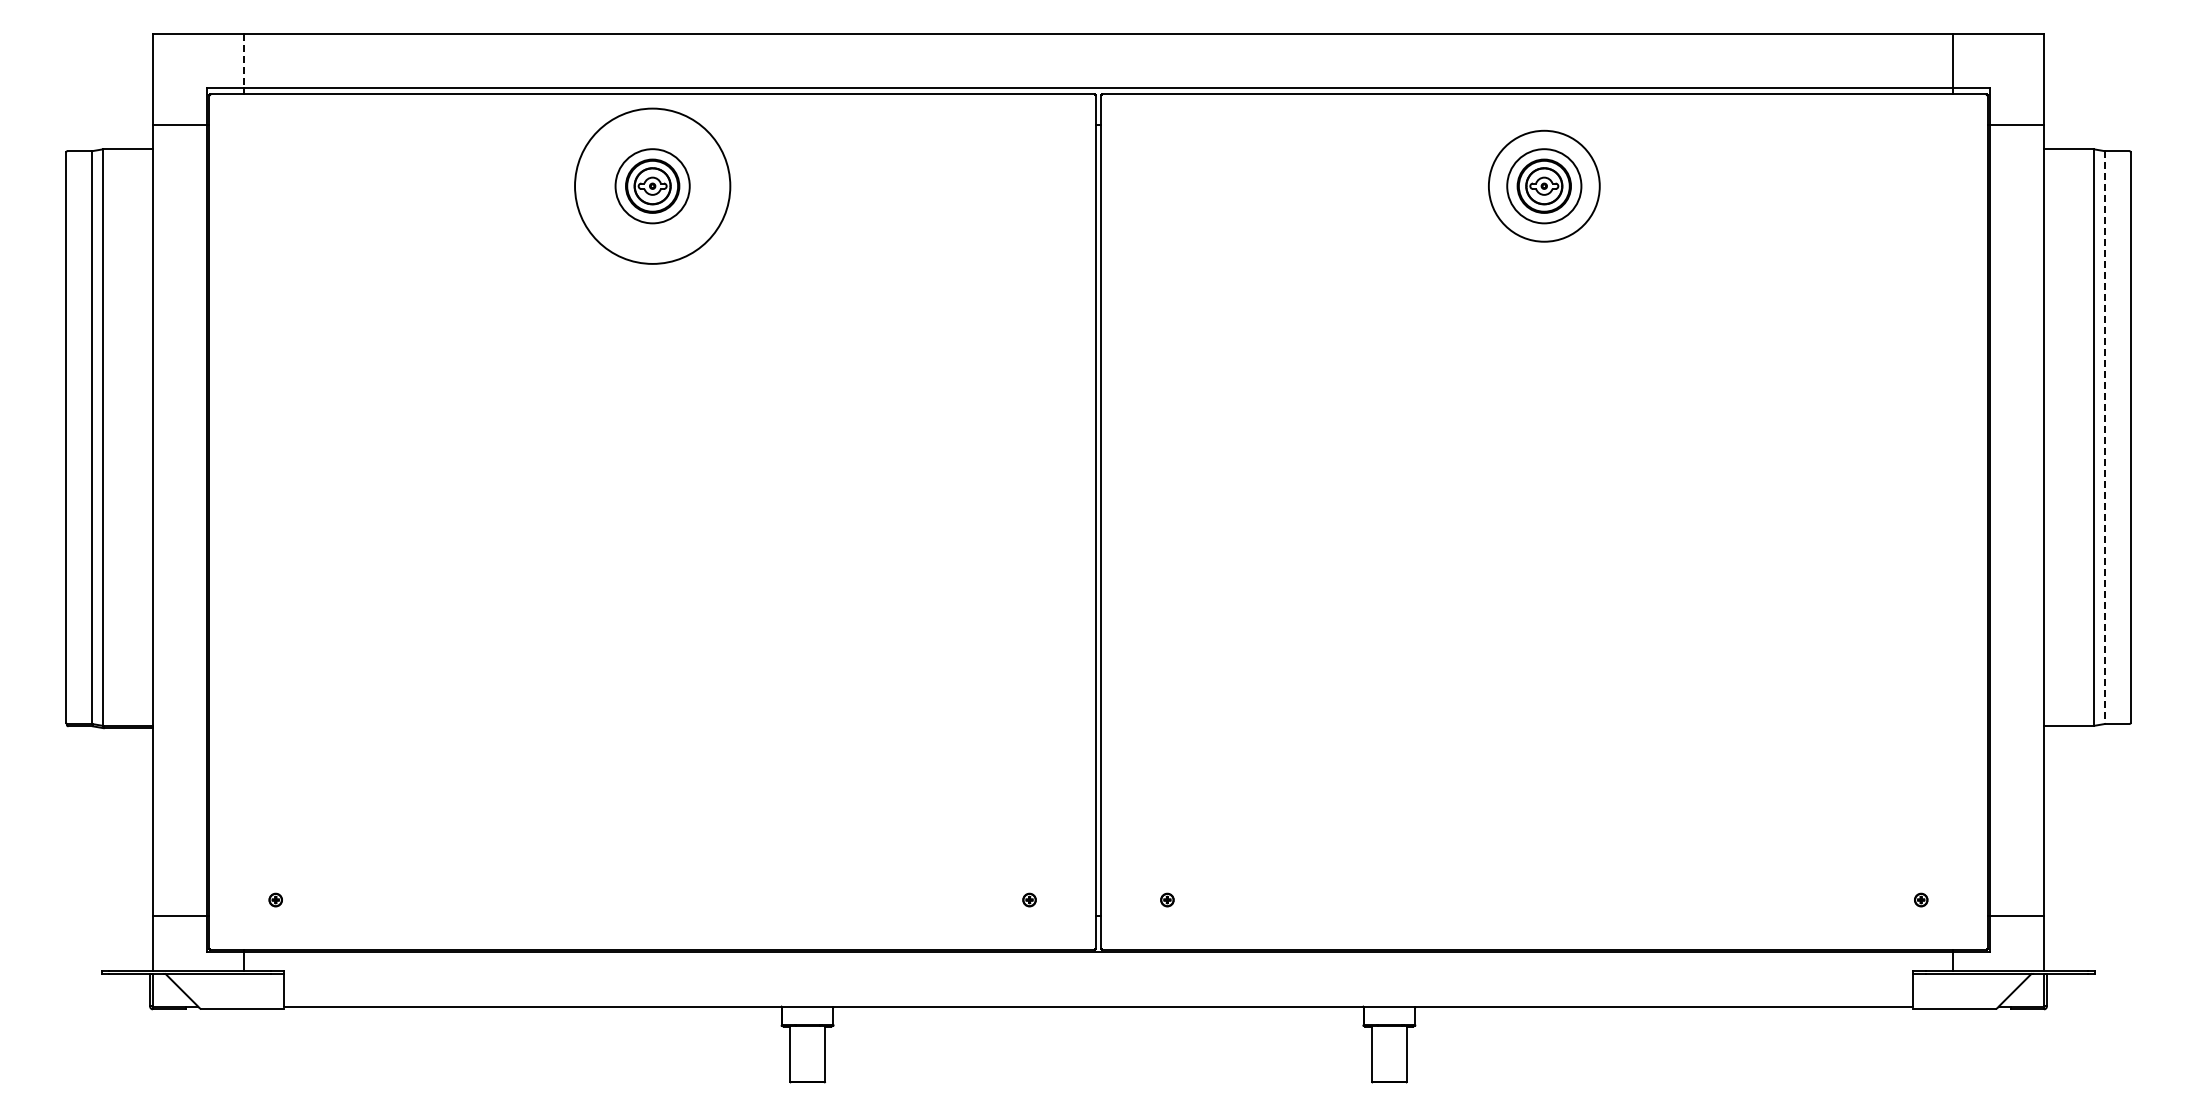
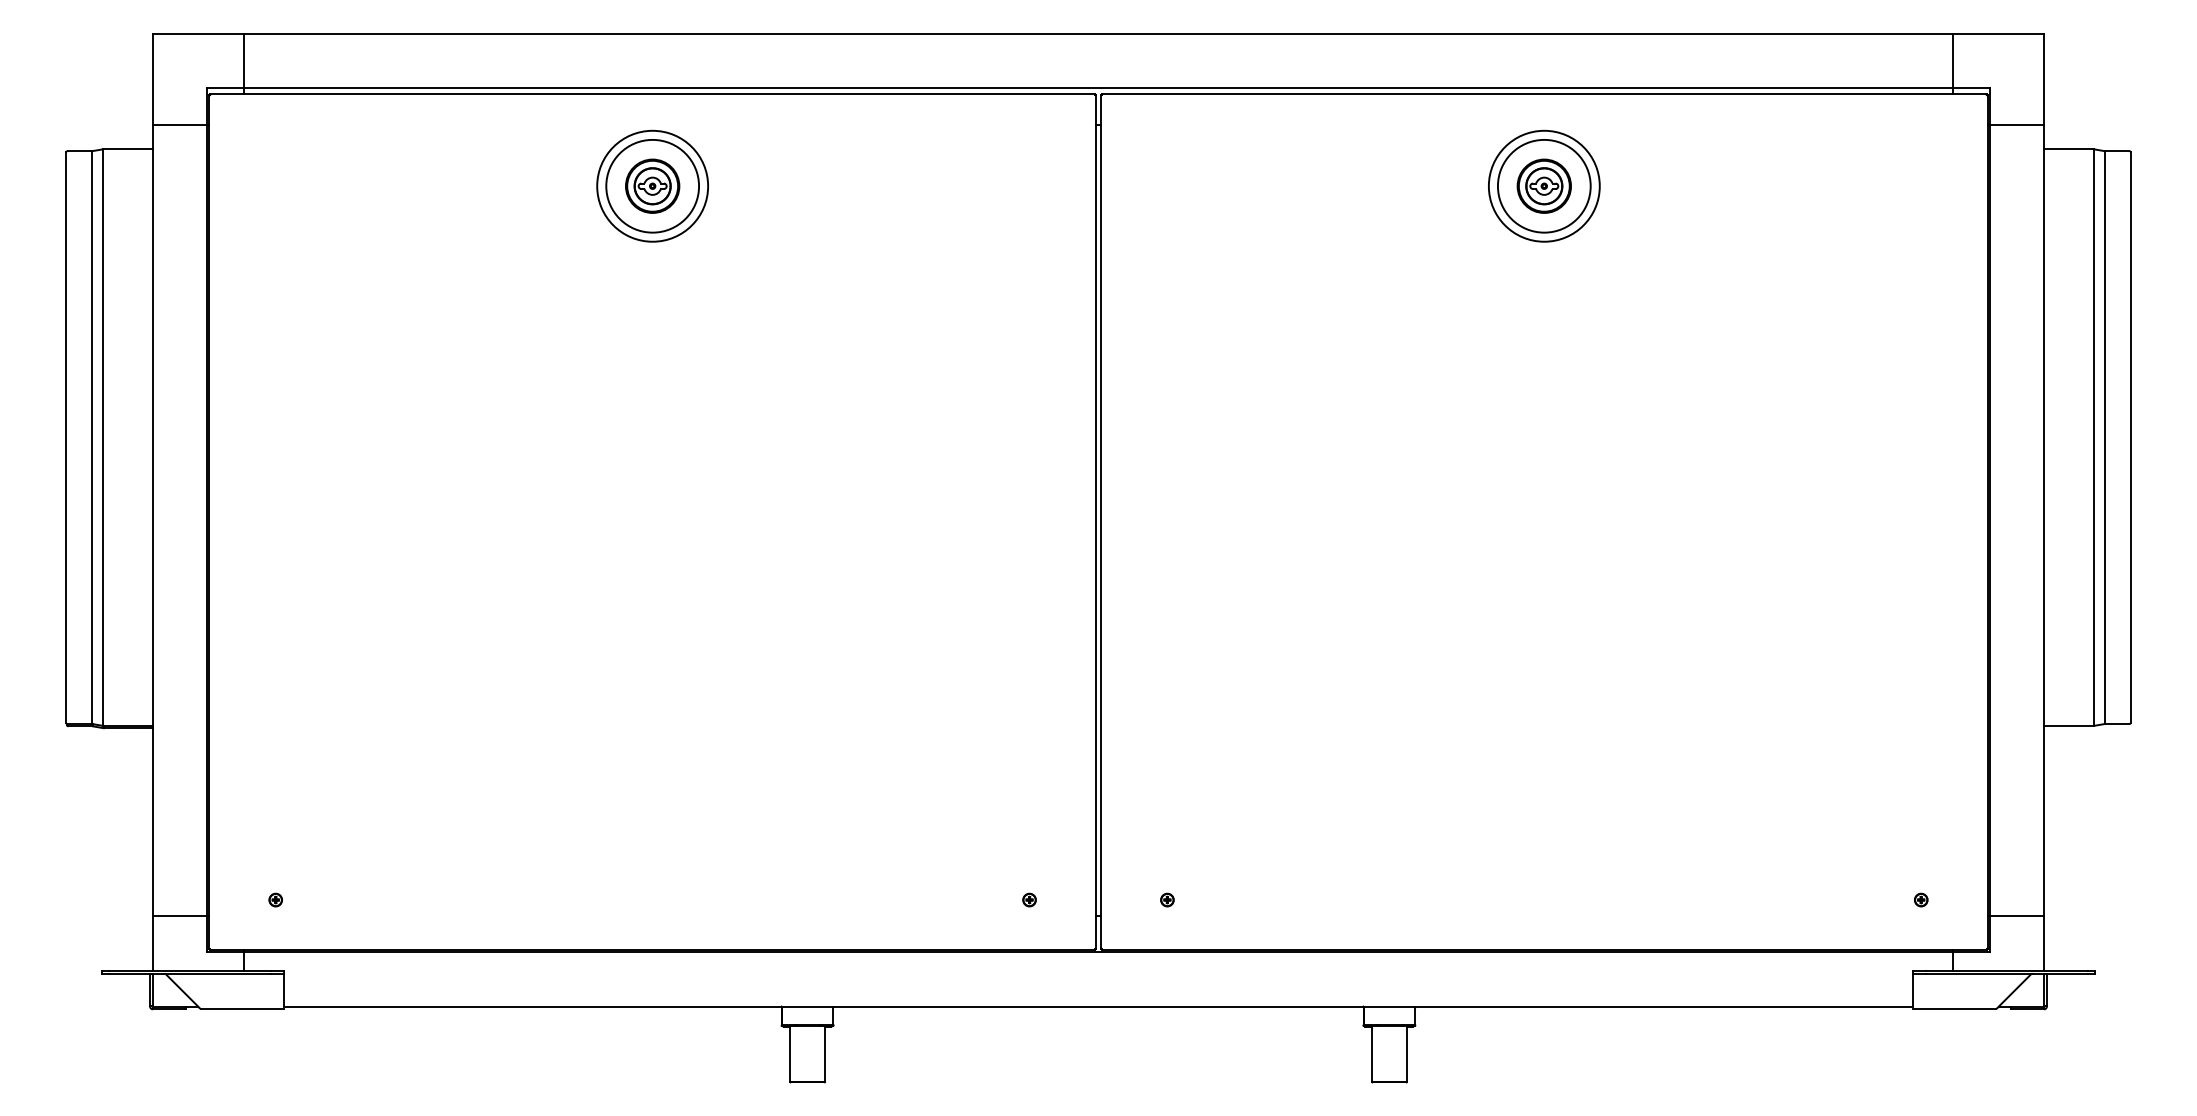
line: dashed -> solid (243, 61)
circle diameter: 155 px -> 111 px (652, 185)
circle diameter: 74 px -> 93 px (652, 185)
circle diameter: 74 px -> 93 px (1543, 185)
line: dashed -> solid (2105, 438)
